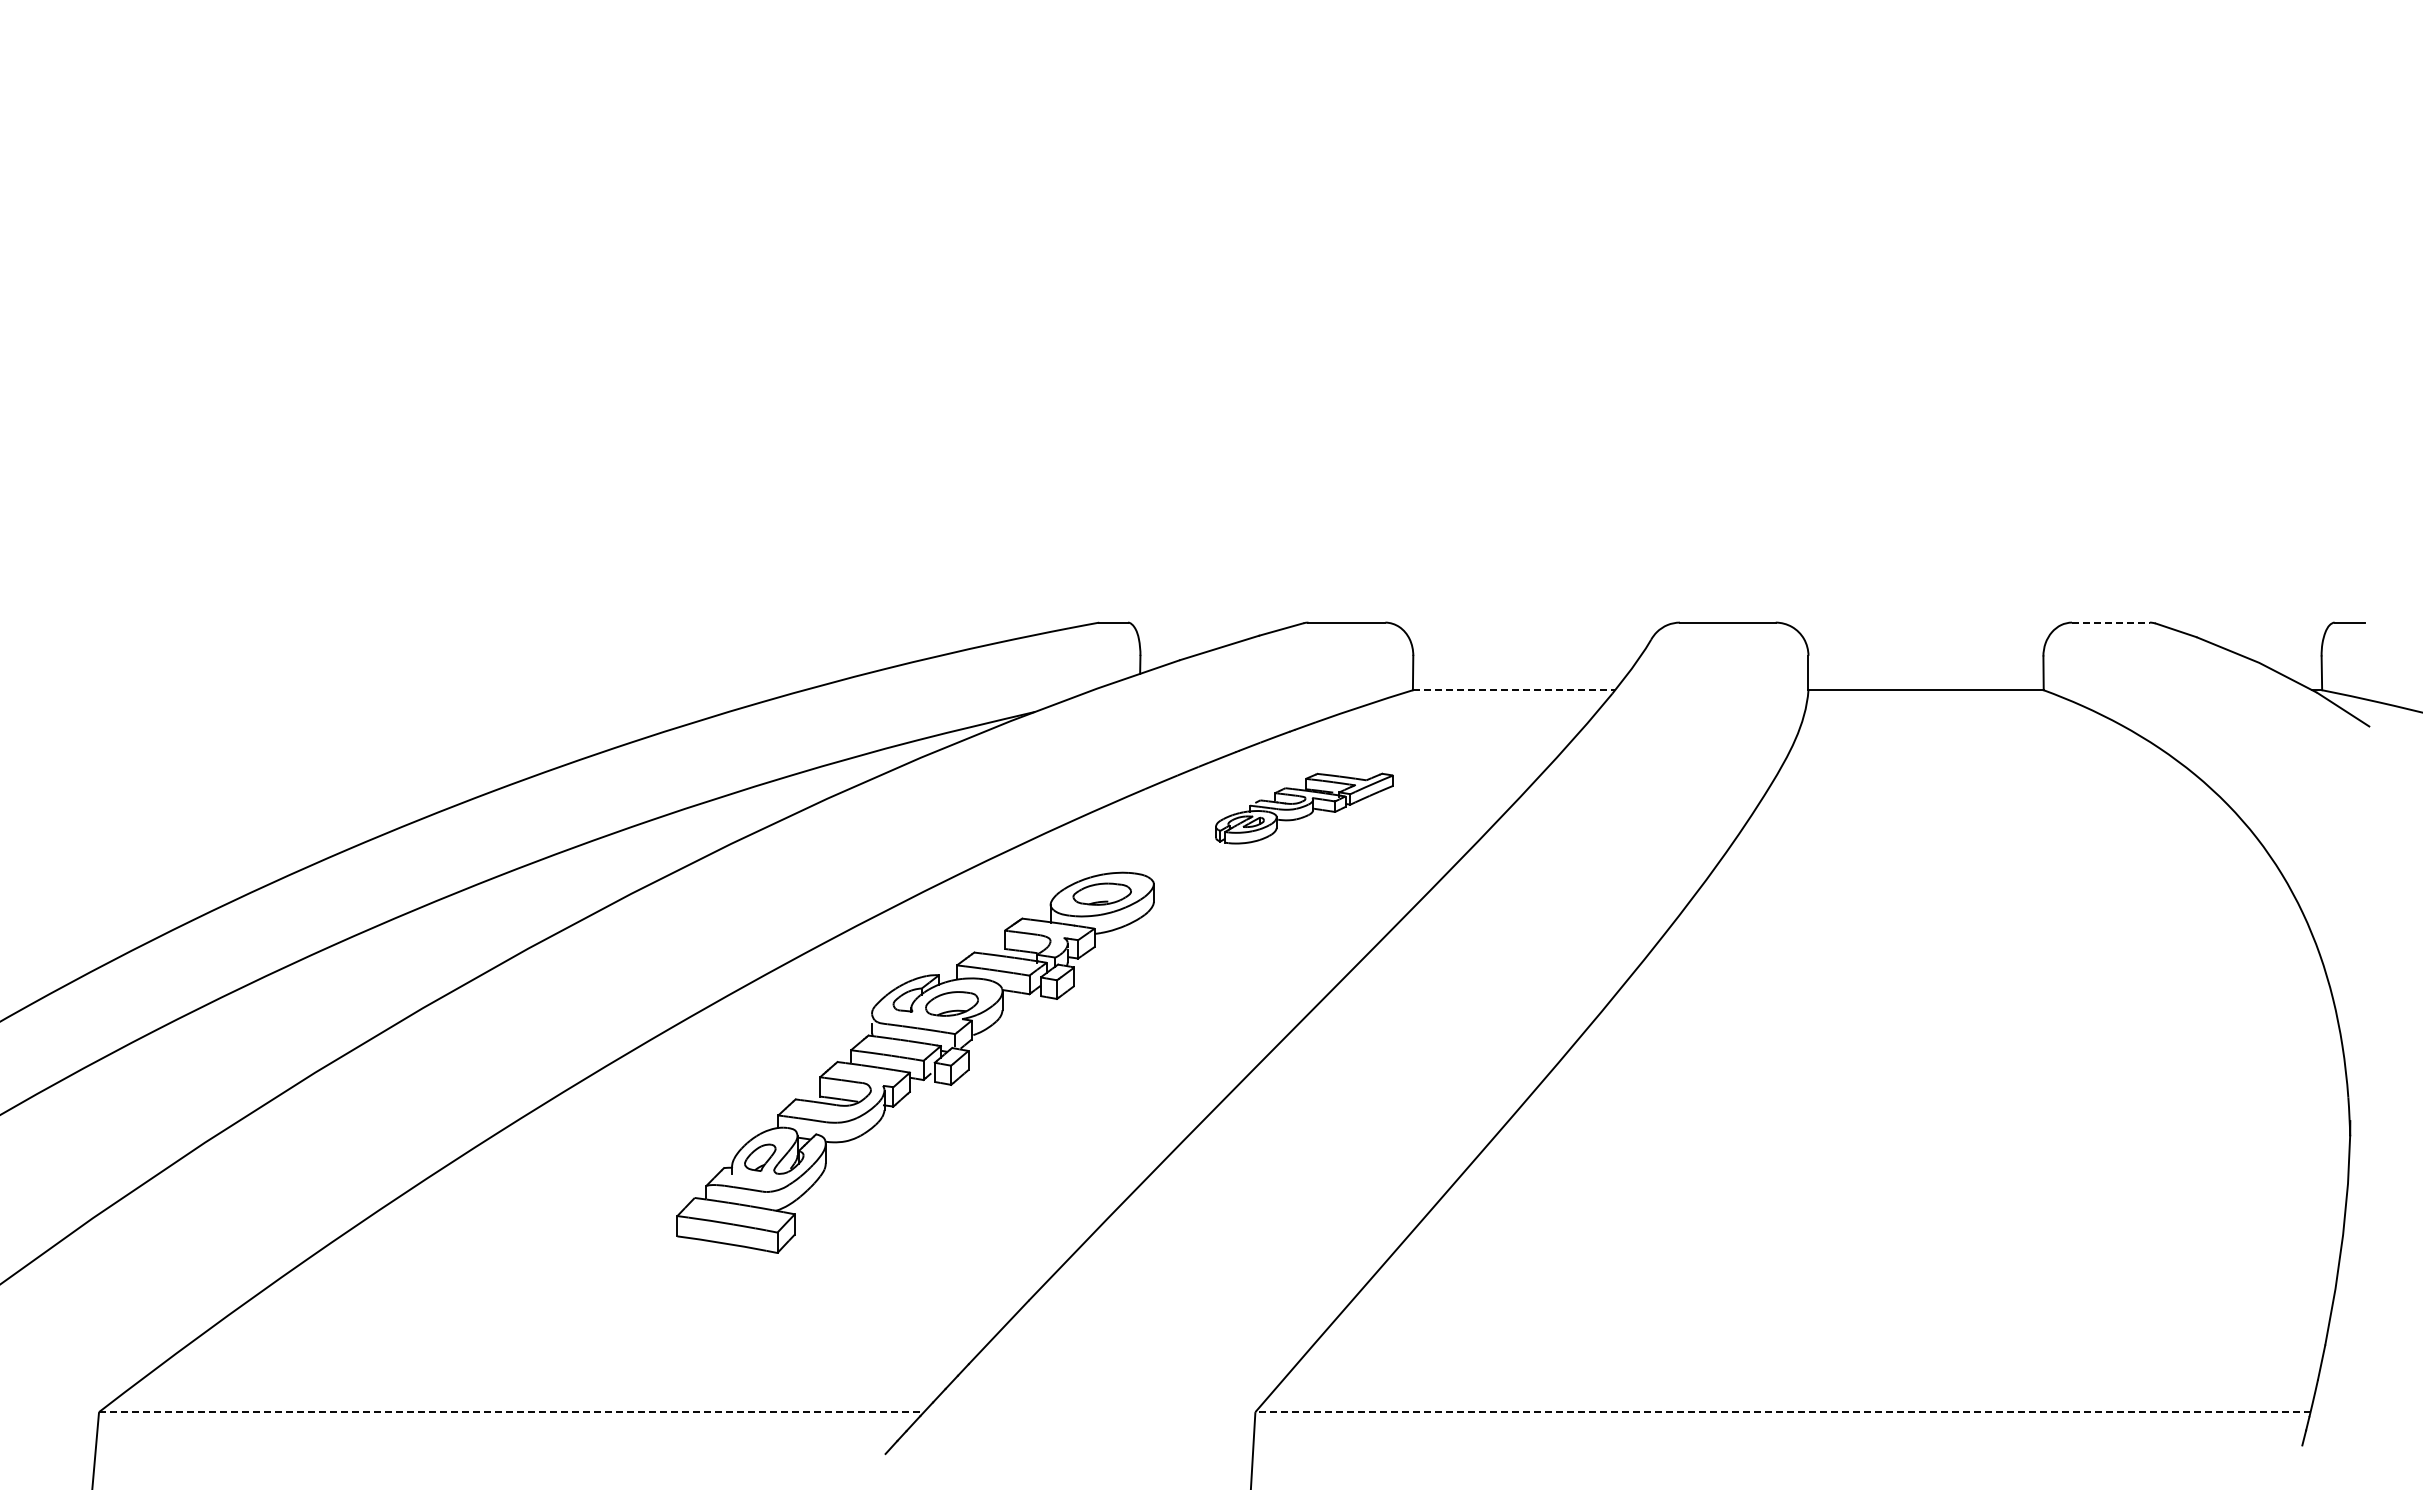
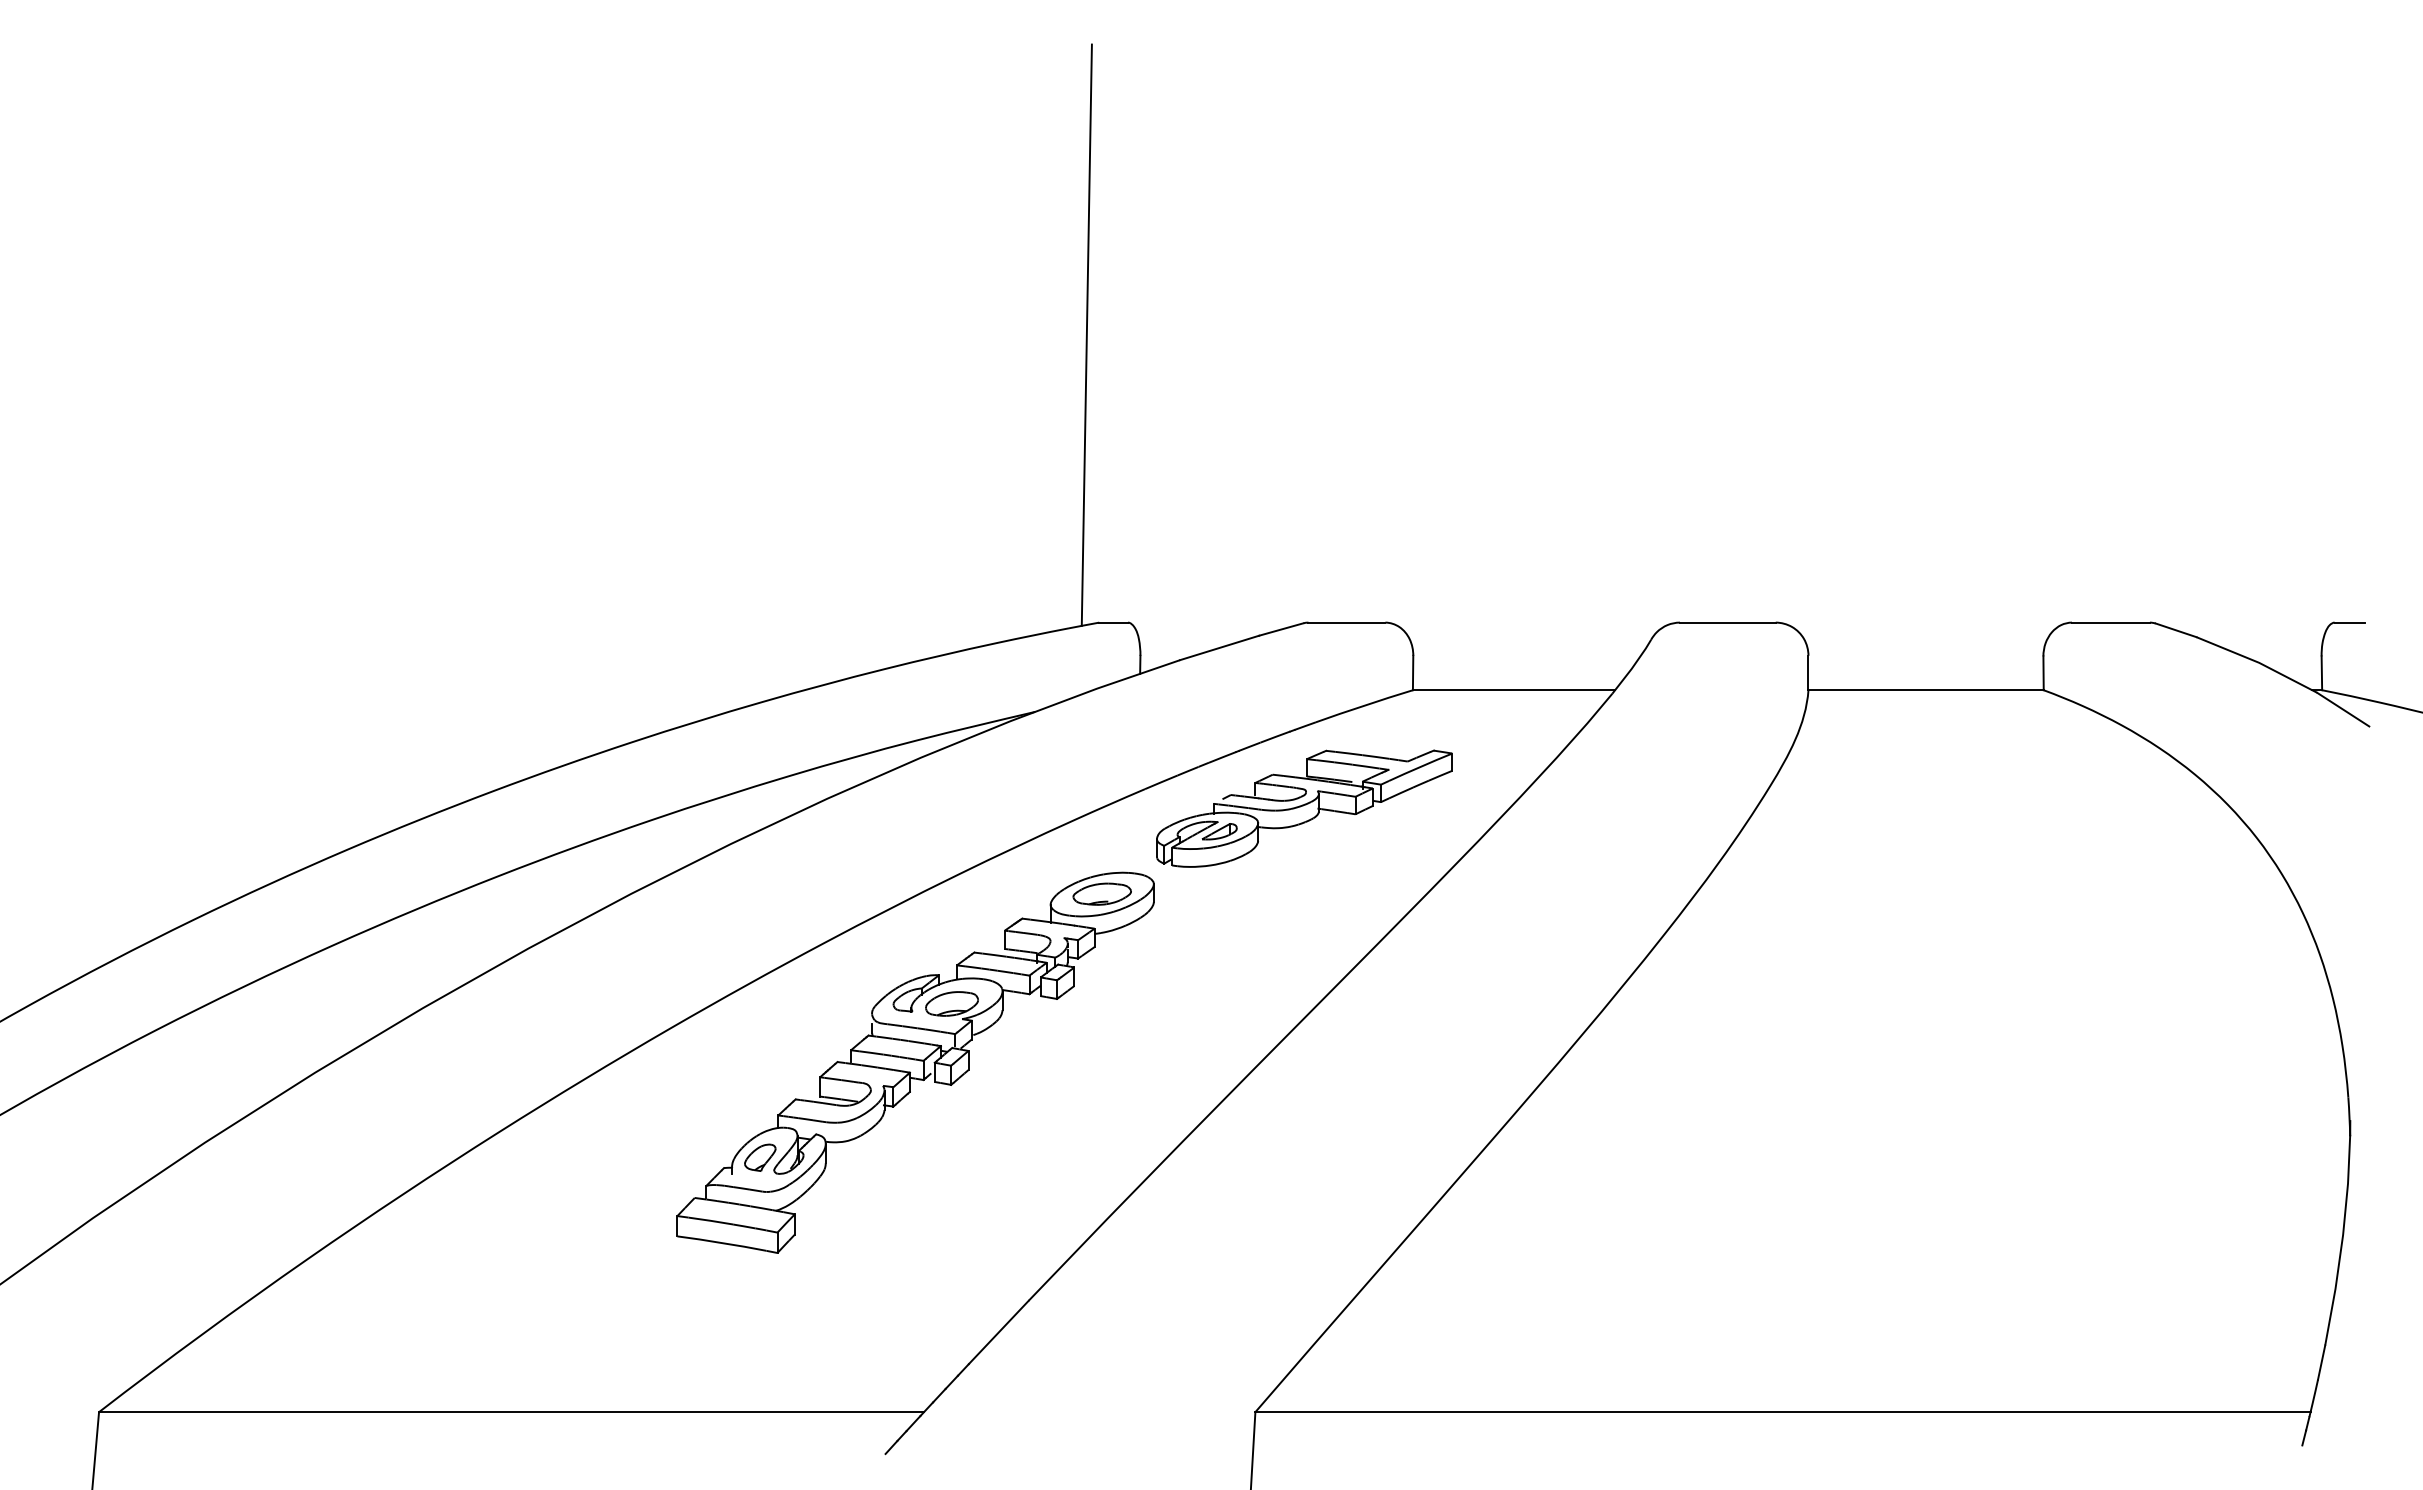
line: none -> present (1086, 334)
line: dashed -> solid (2110, 622)
line: dashed -> solid (1514, 690)
part size: 179x73 px -> 297x119 px (1304, 808)
line: dashed -> solid (511, 1412)
line: dashed -> solid (1782, 1412)
